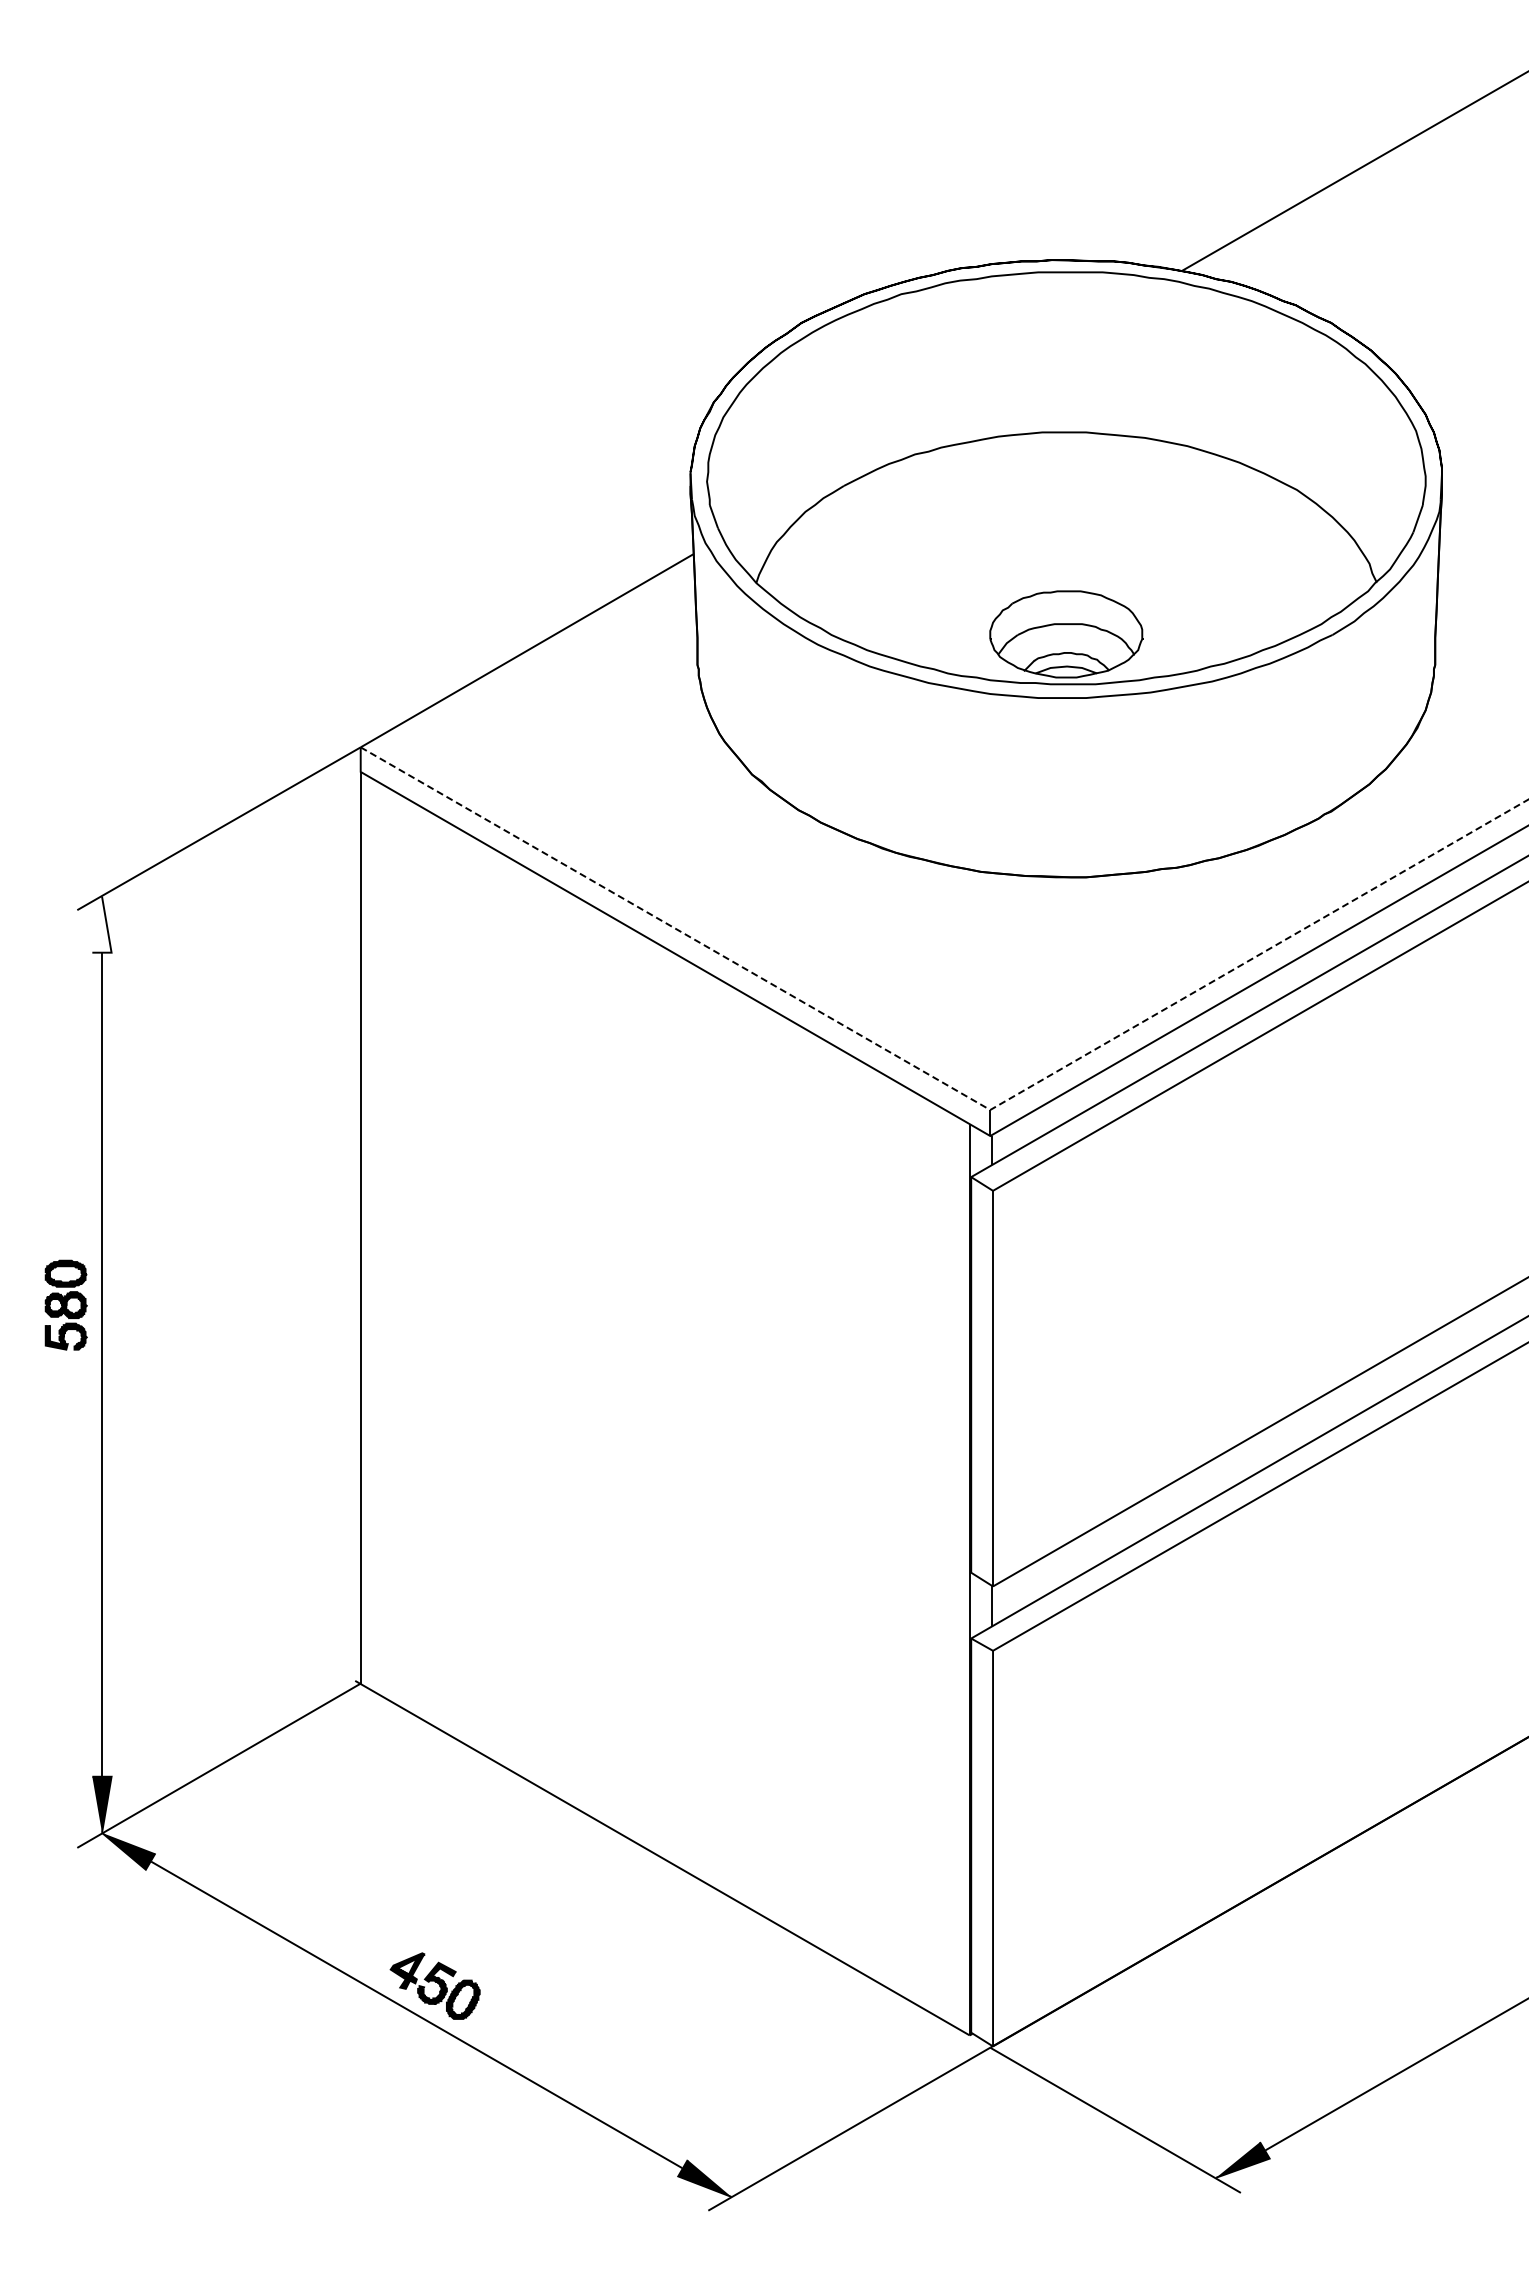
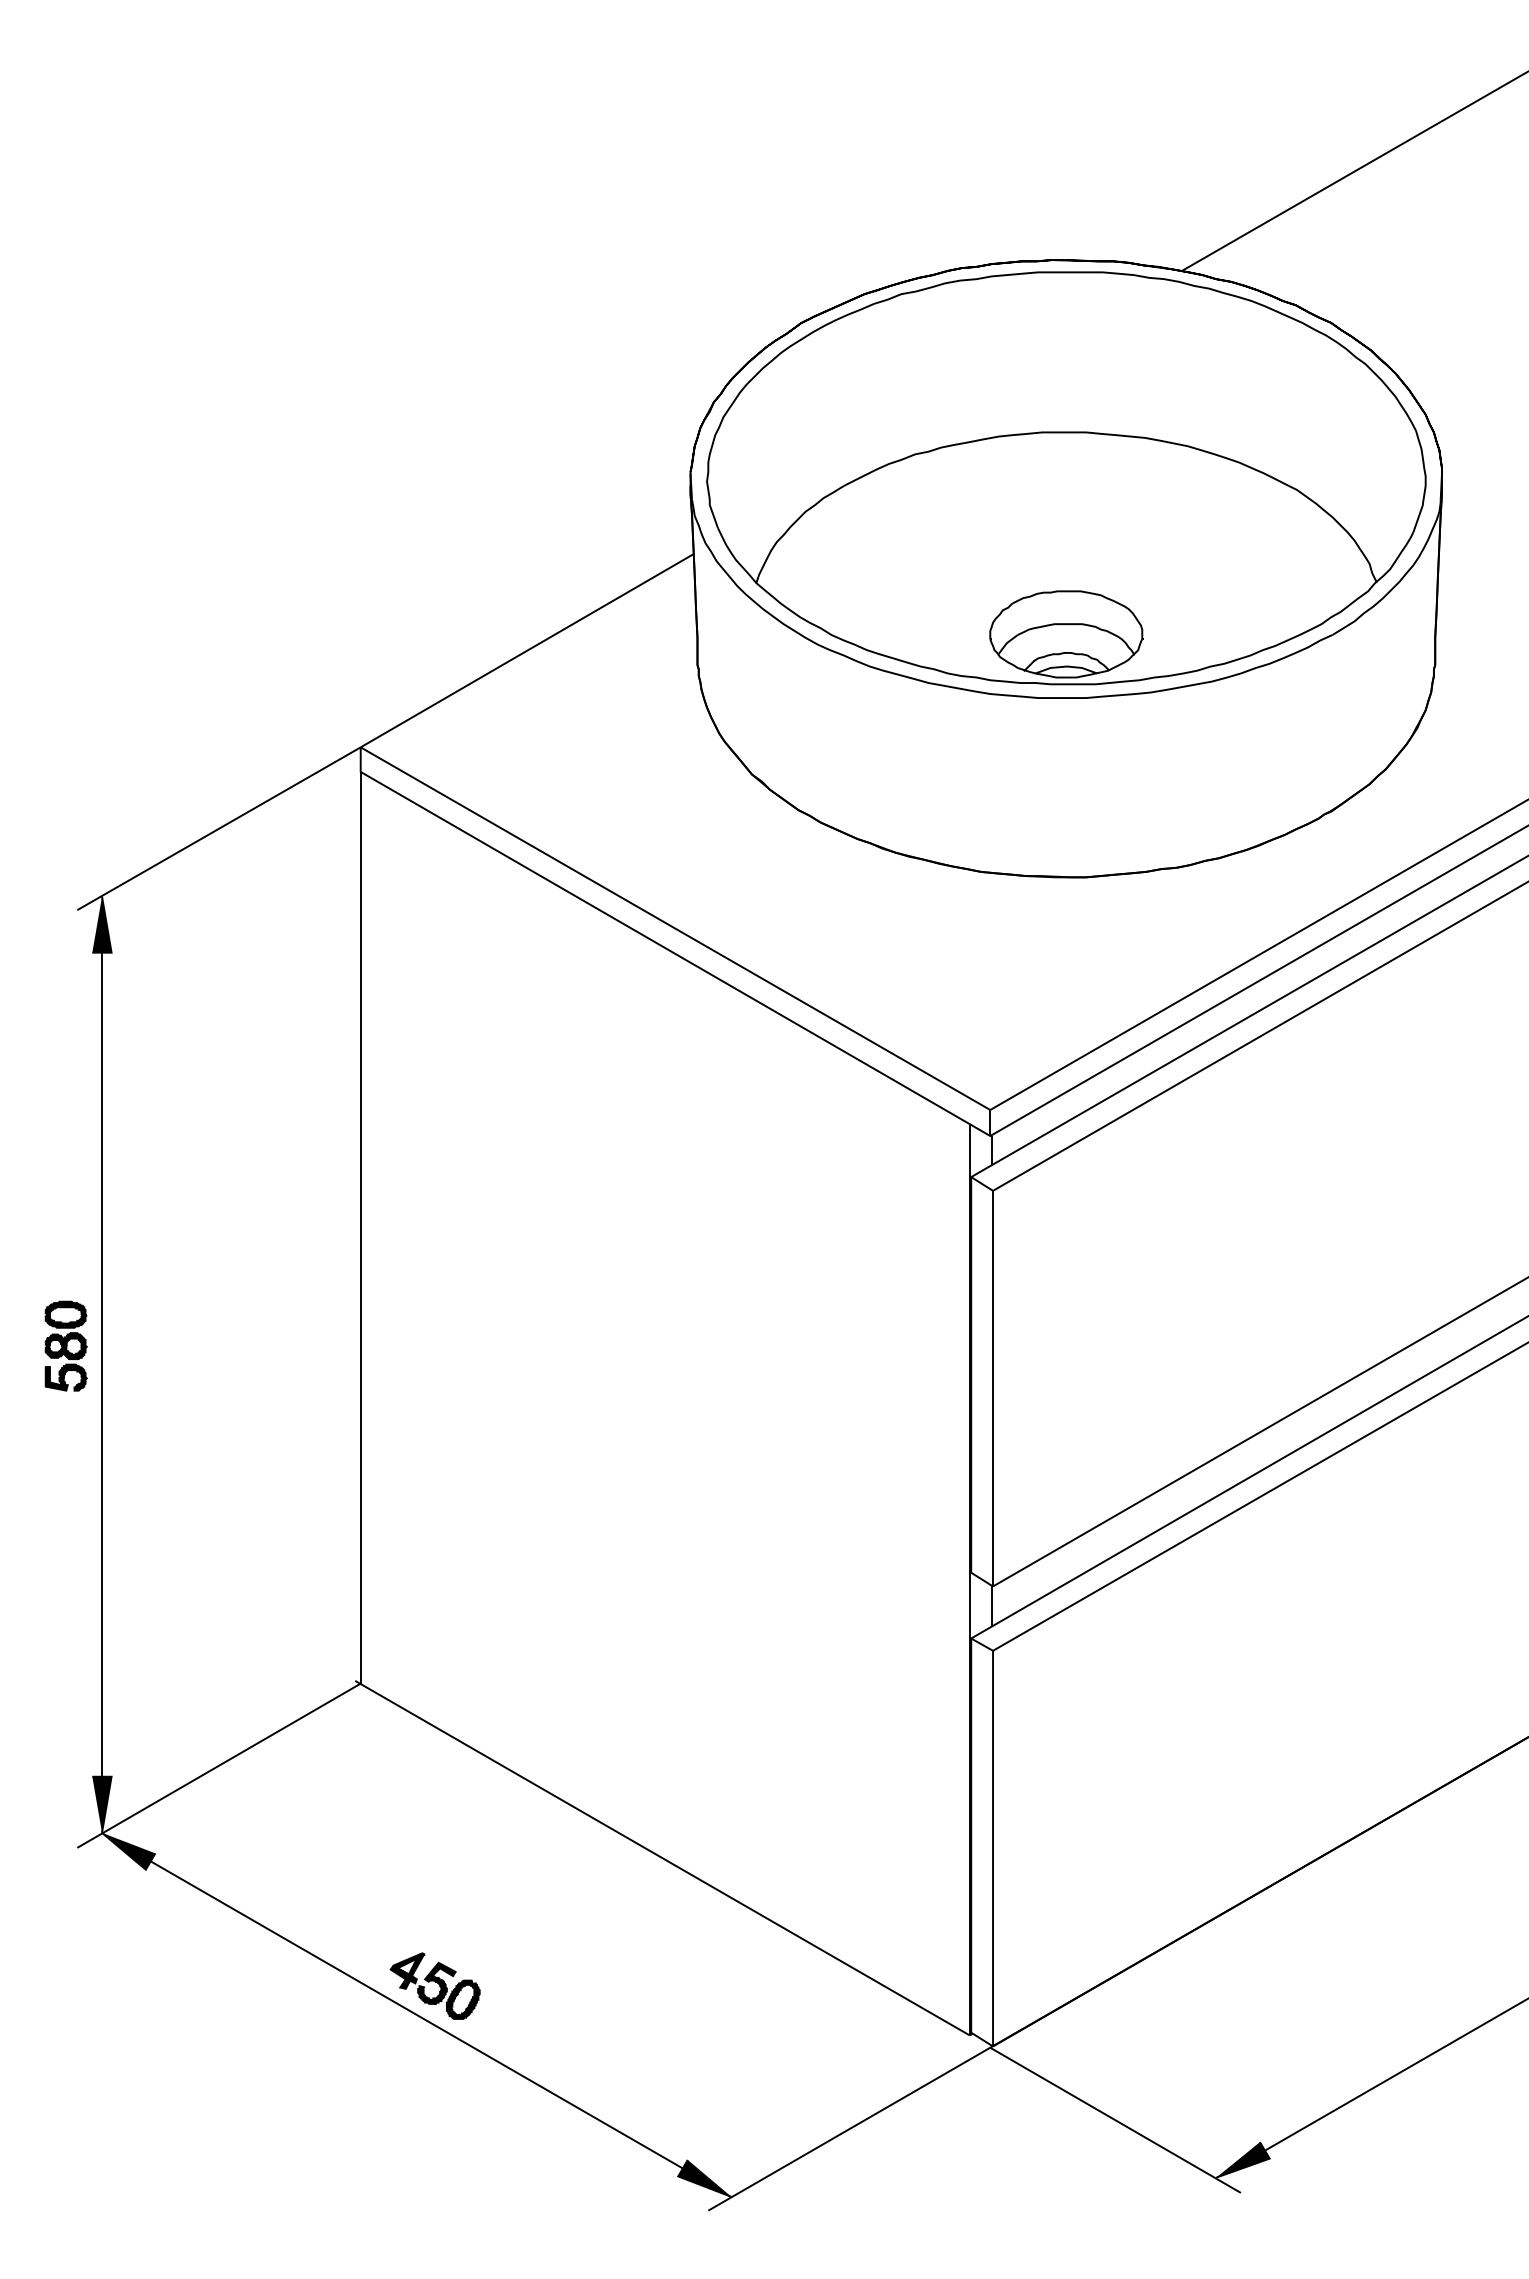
fill: none -> present (101, 924)
line: dashed -> solid (945, 1084)
part position: (65, 1304) -> (65, 1345) (65, 1345)
